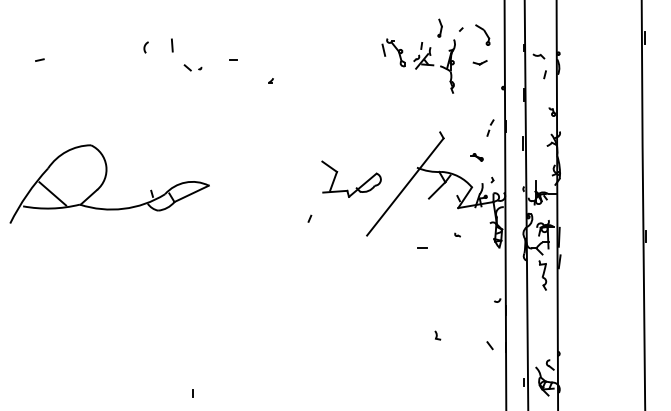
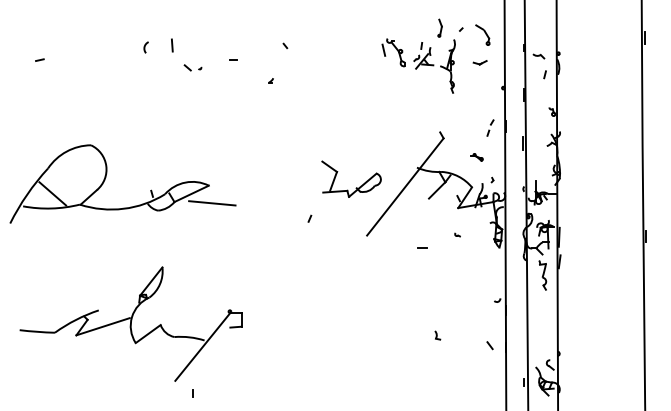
line: none -> present (285, 45)
line: none -> present (212, 203)
part: none -> present (130, 323)
